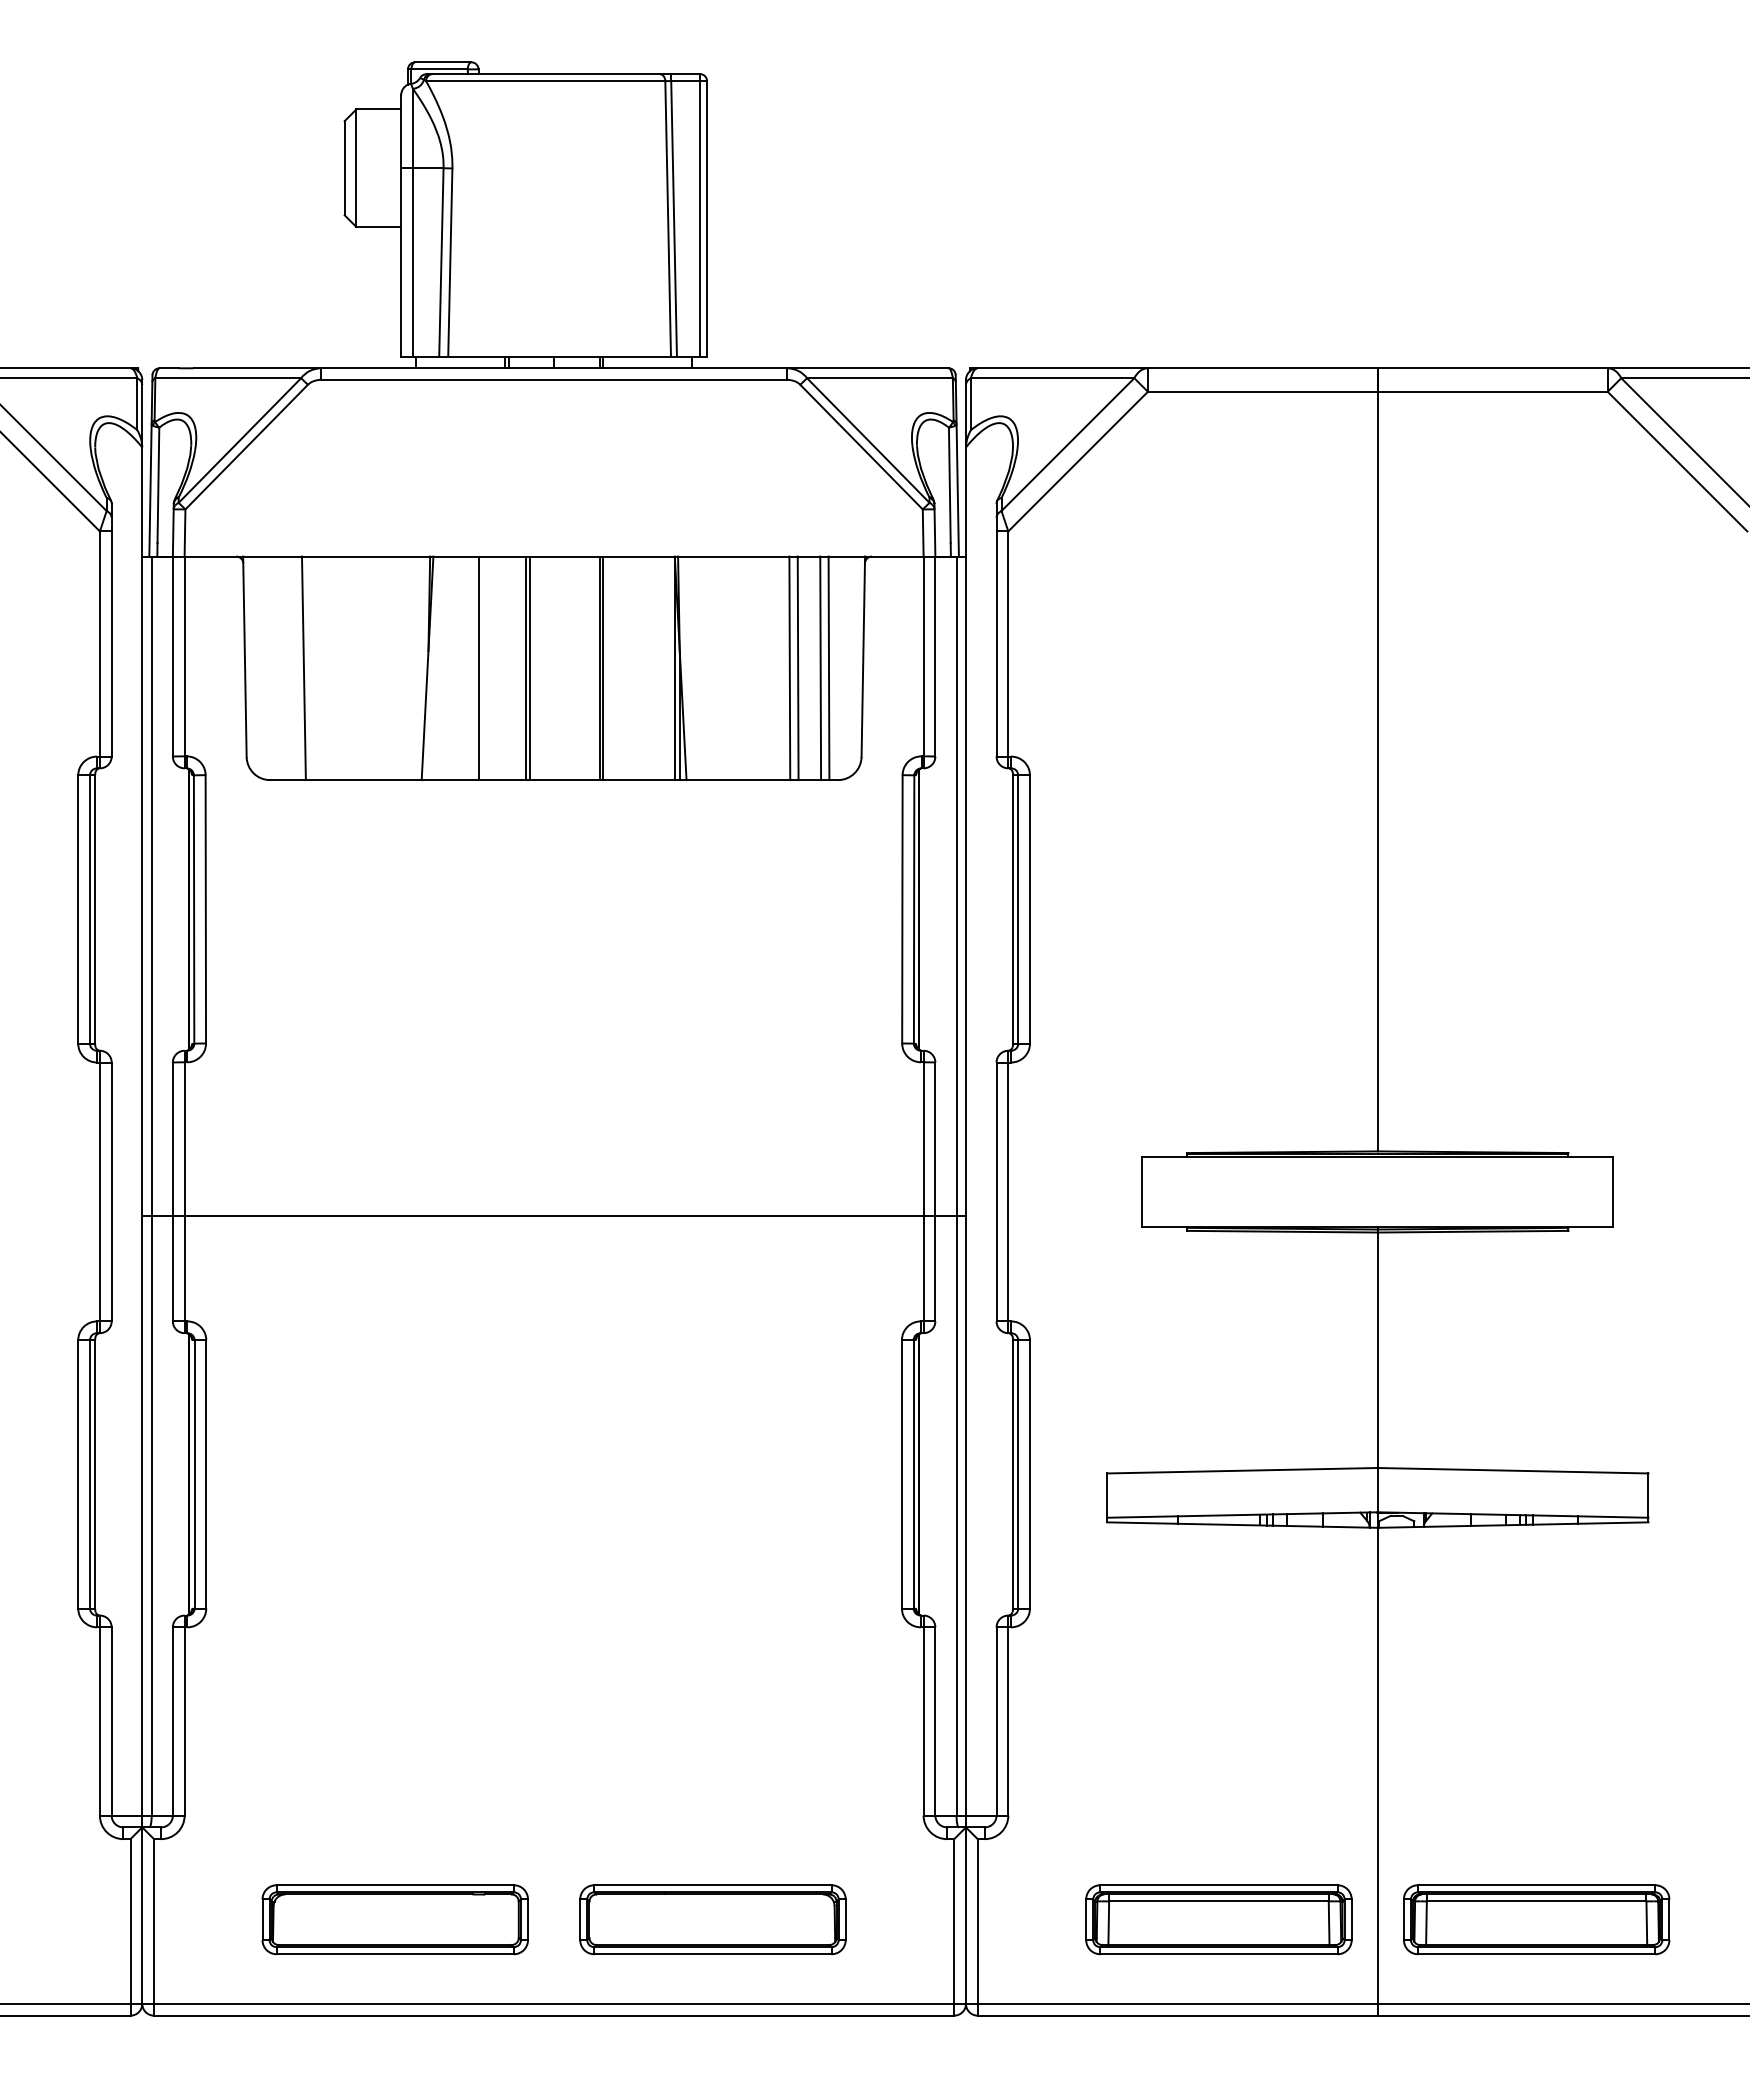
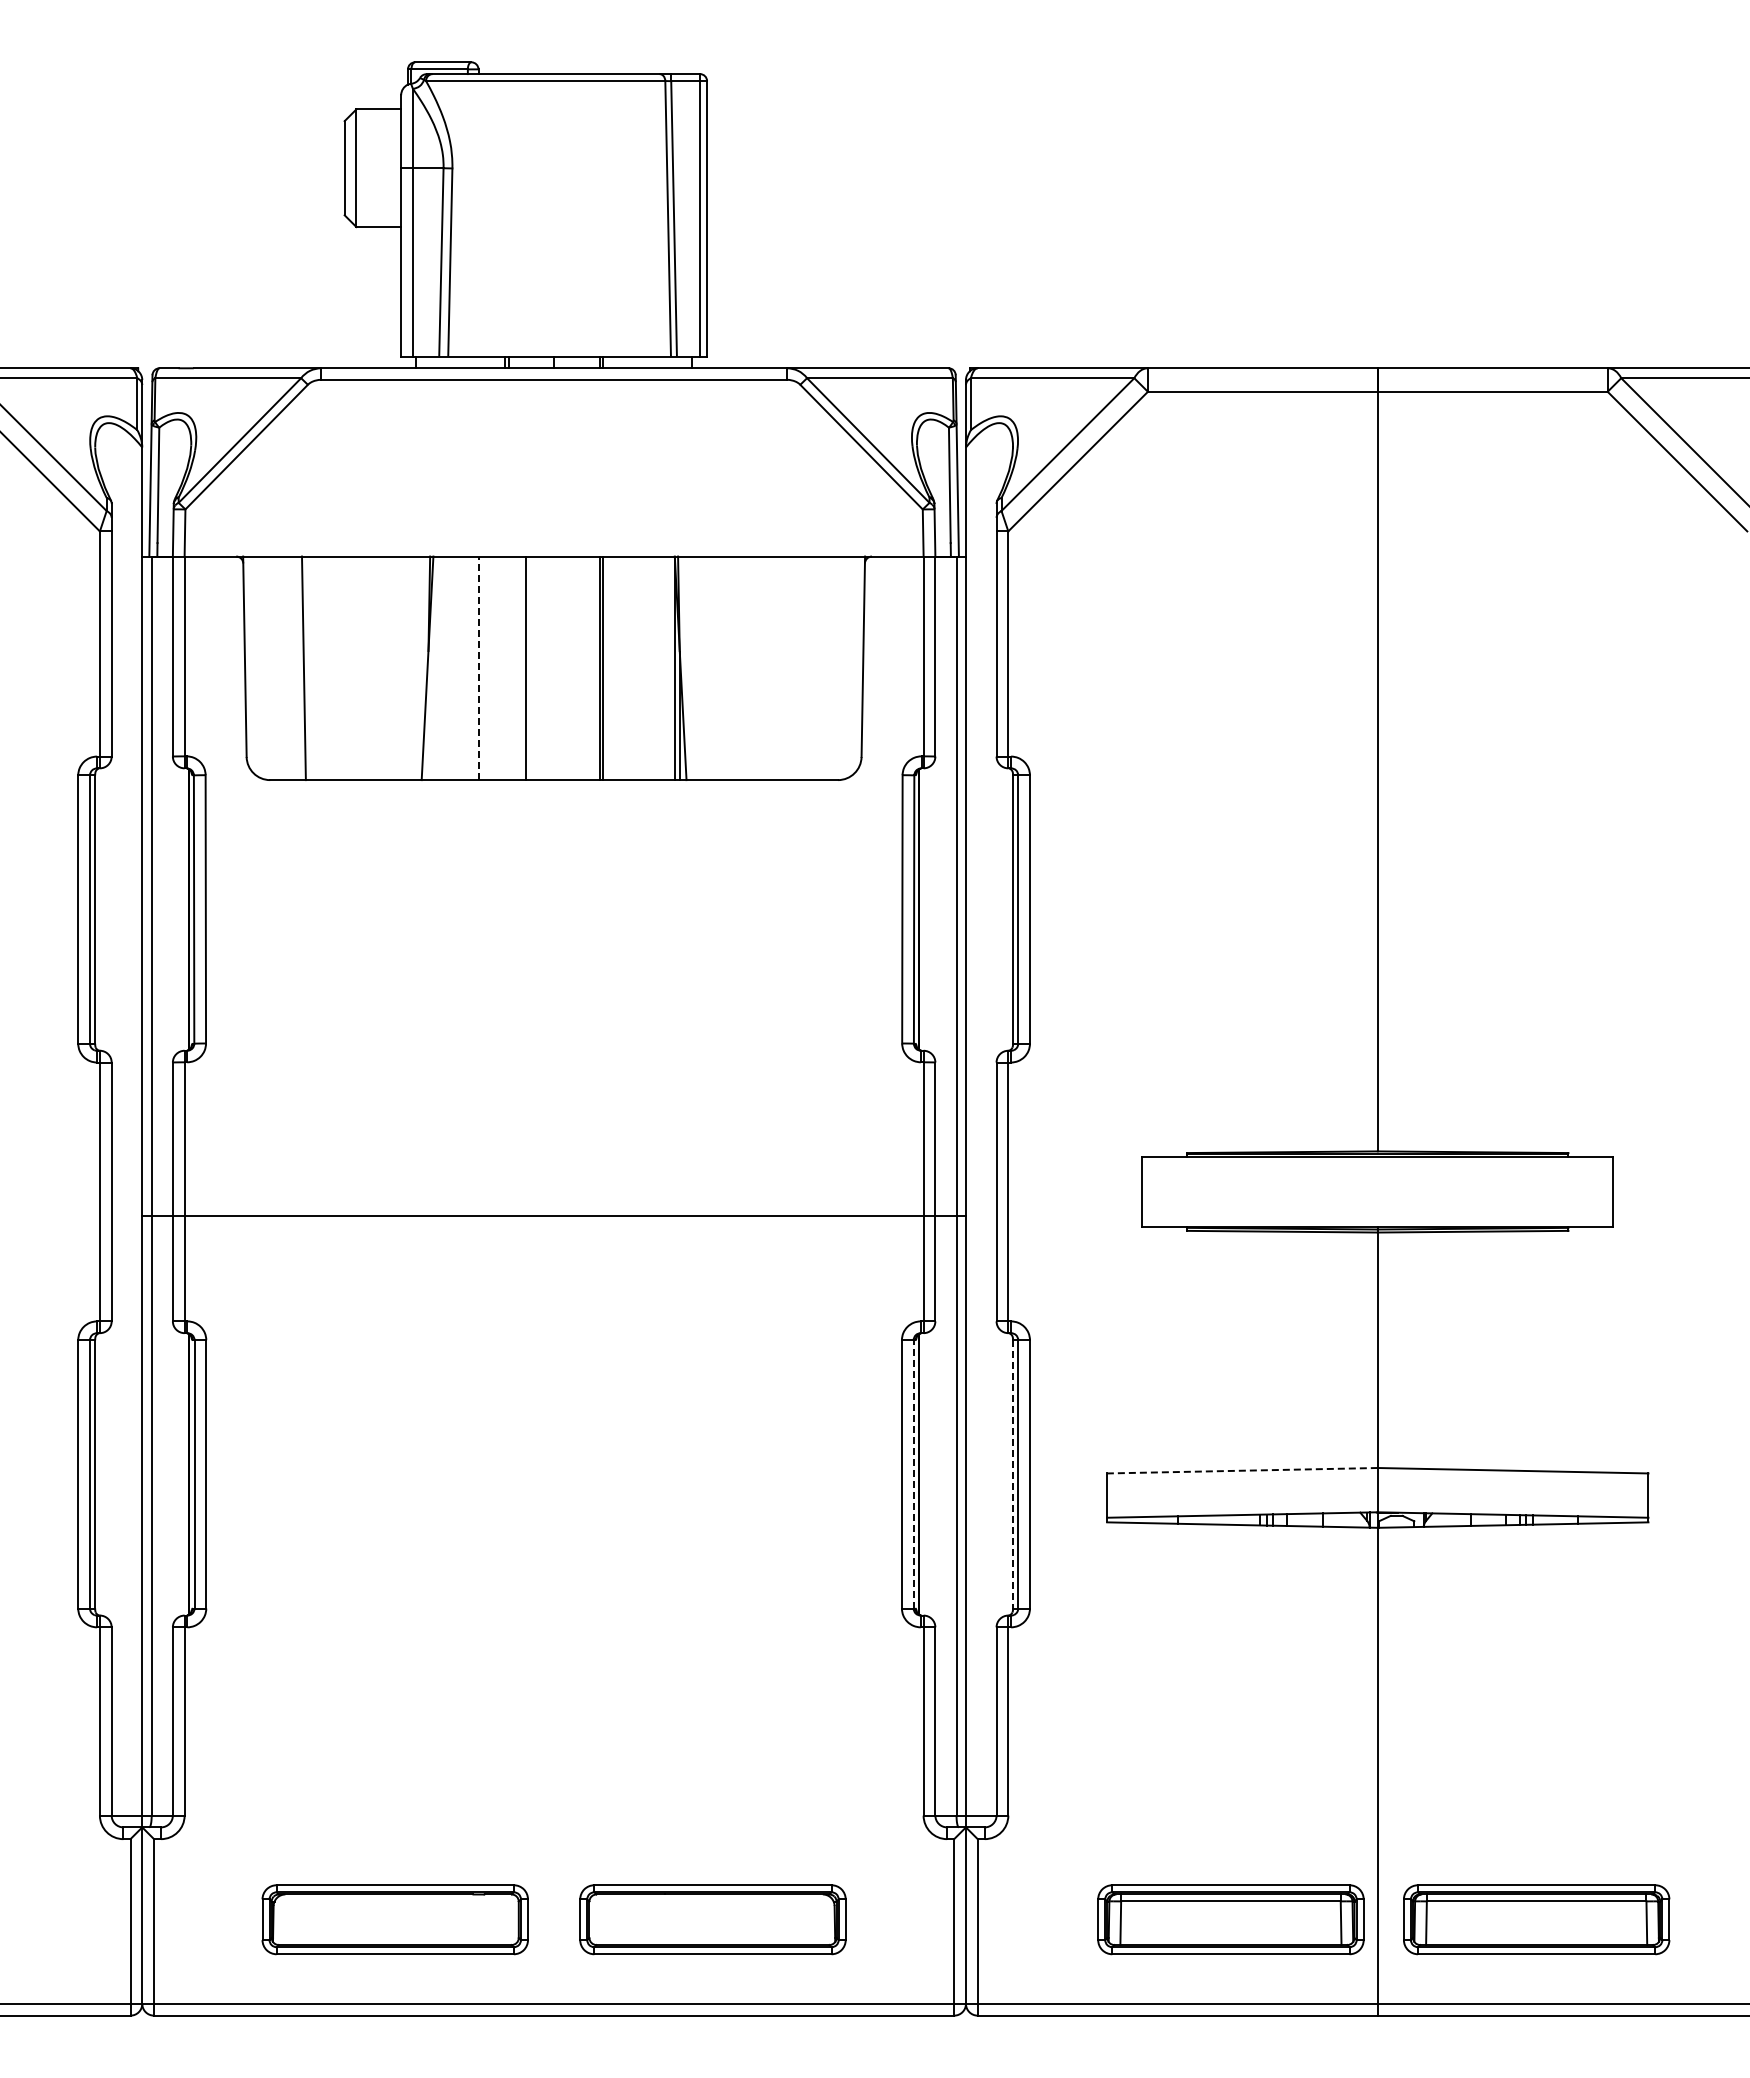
line: solid -> dashed (479, 668)
line: present -> none (530, 668)
line: present -> none (789, 668)
line: present -> none (797, 668)
line: present -> none (820, 668)
line: present -> none (828, 668)
line: solid -> dashed (1242, 1470)
line: solid -> dashed (913, 1473)
line: solid -> dashed (1013, 1474)
part position: (1218, 1919) -> (1230, 1919) (1230, 1919)
